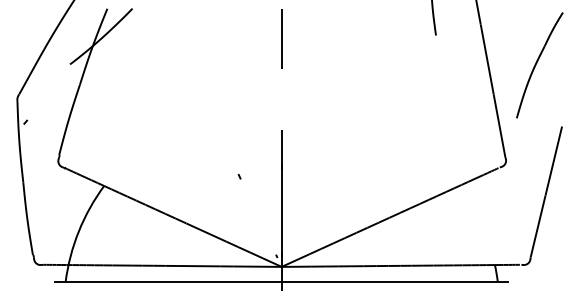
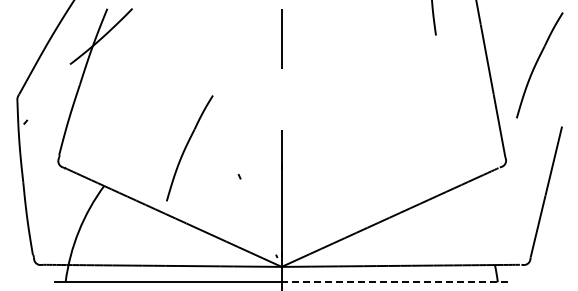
part: none -> present (189, 148)
line: solid -> dashed (394, 282)
